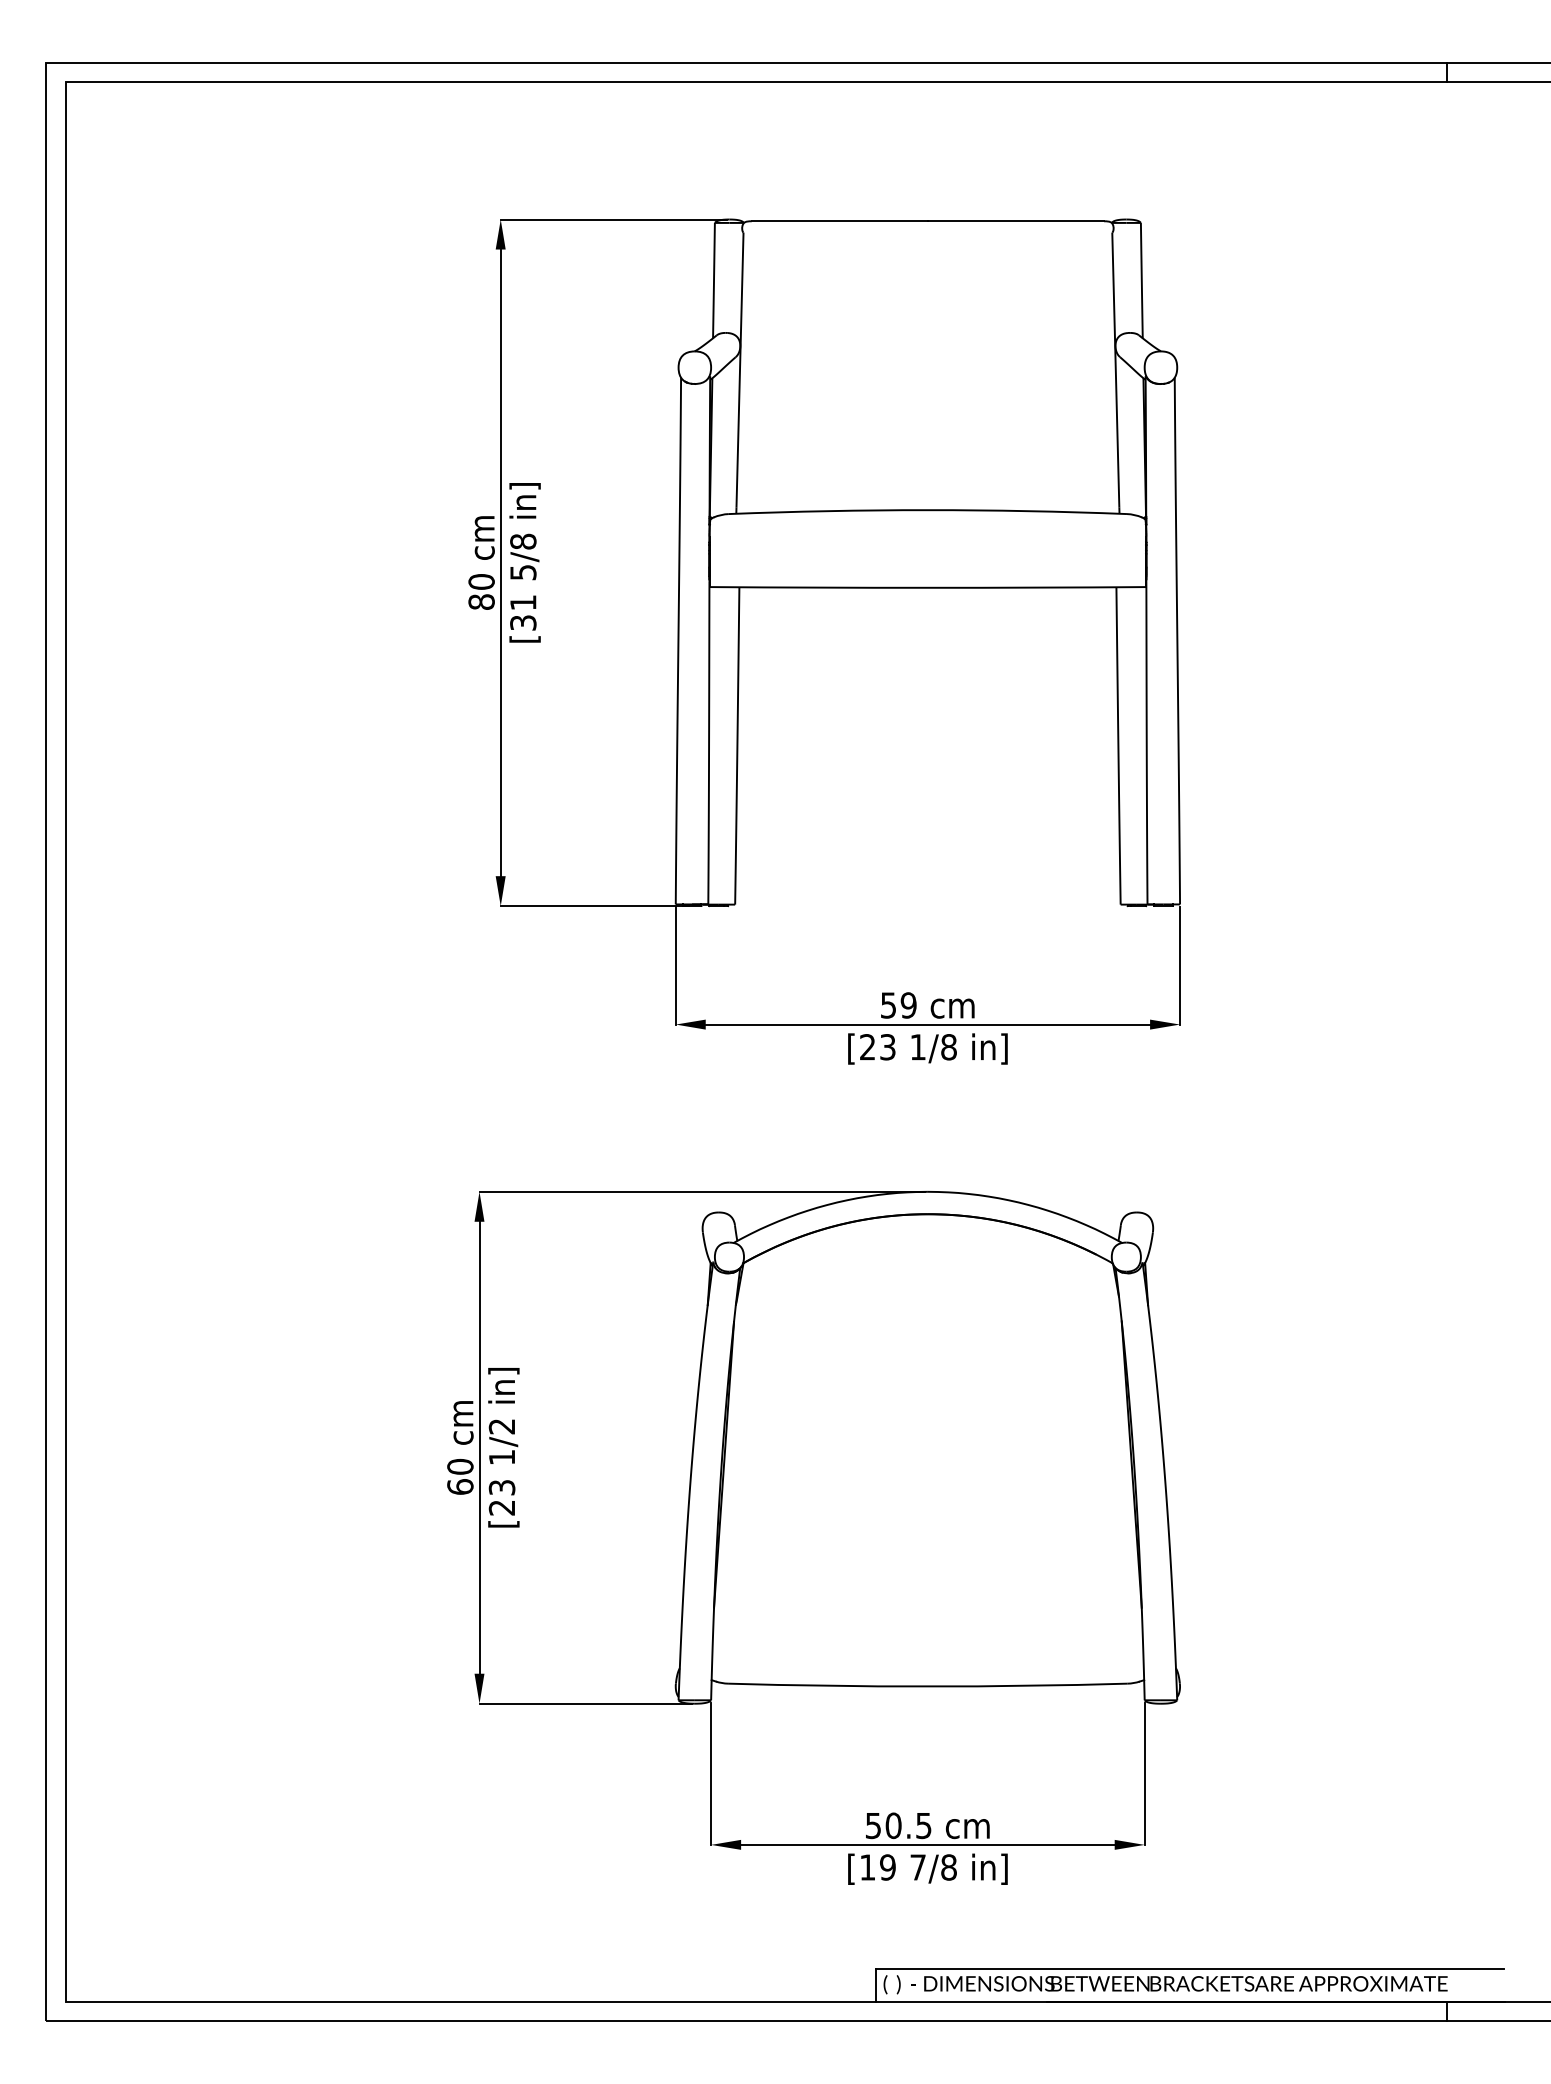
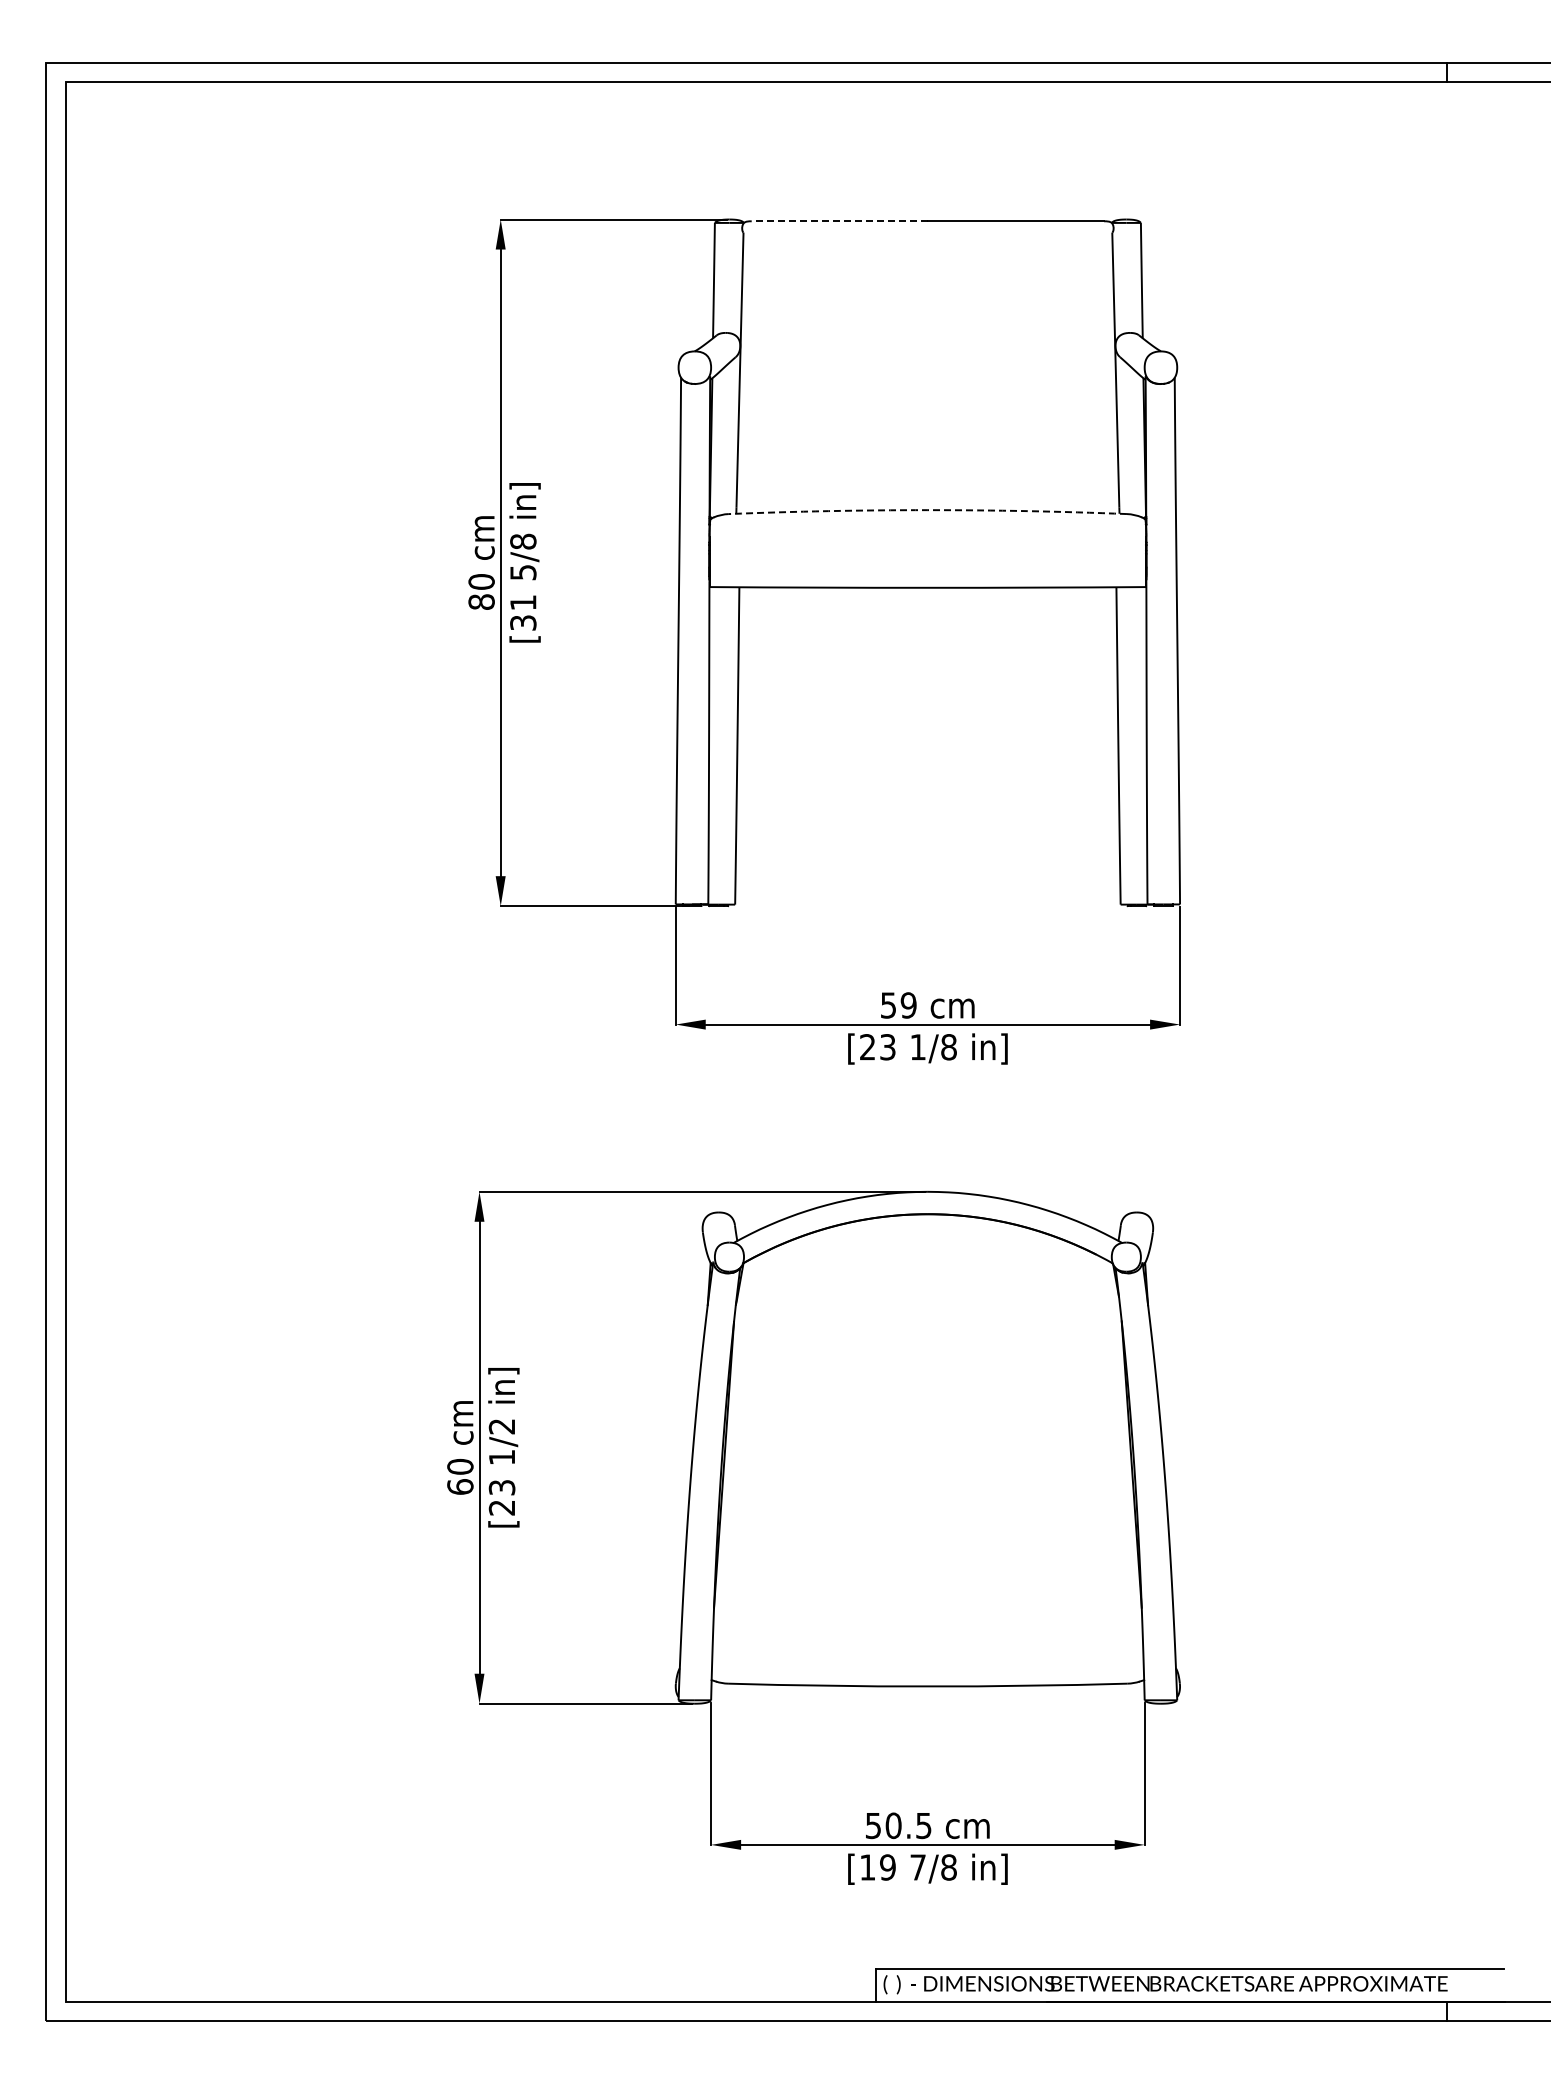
line: solid -> dashed (839, 221)
arc: solid -> dashed (927, 510)
